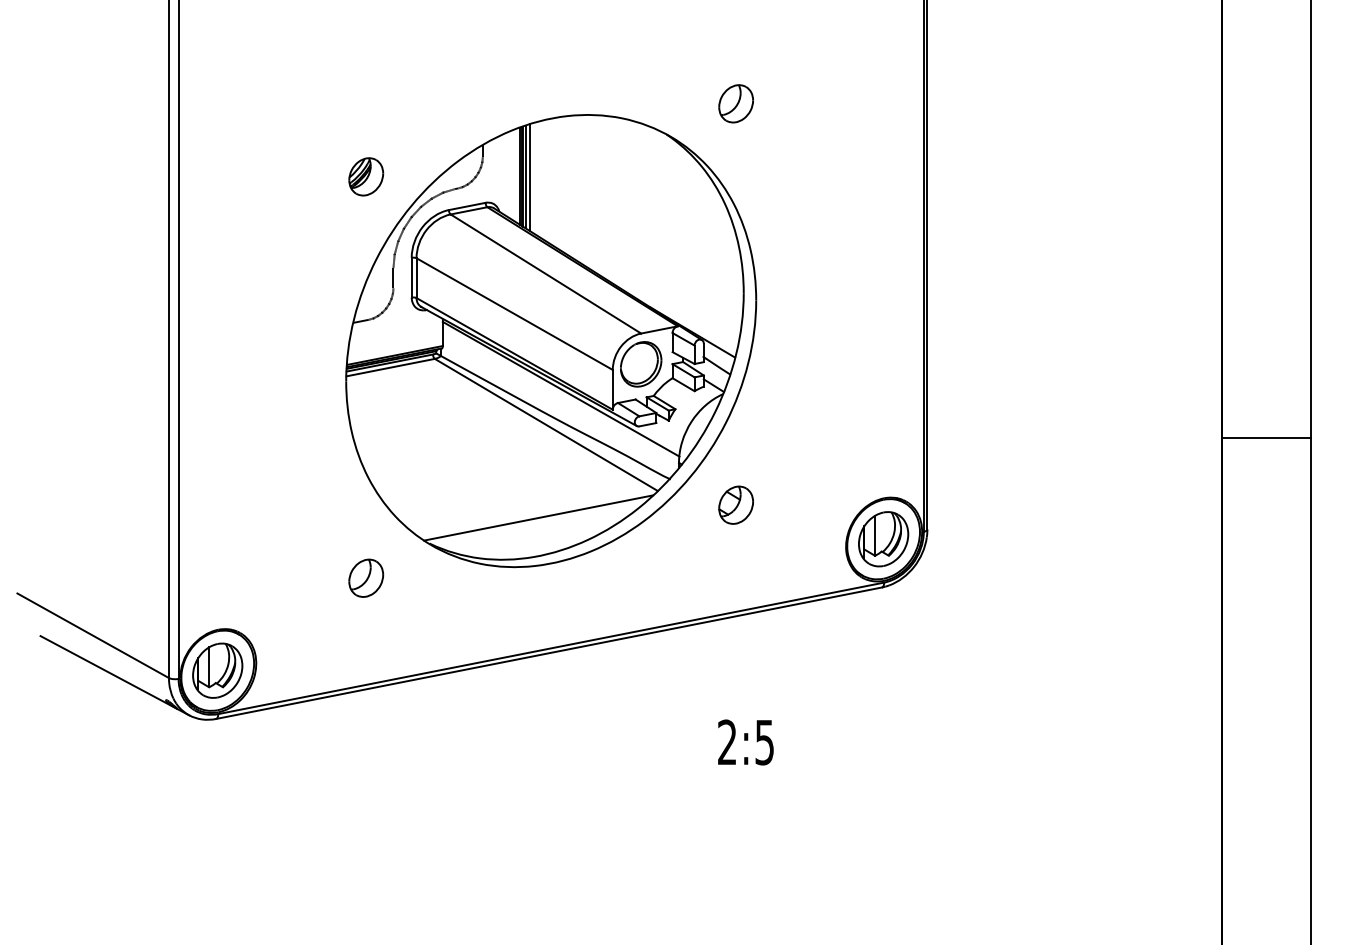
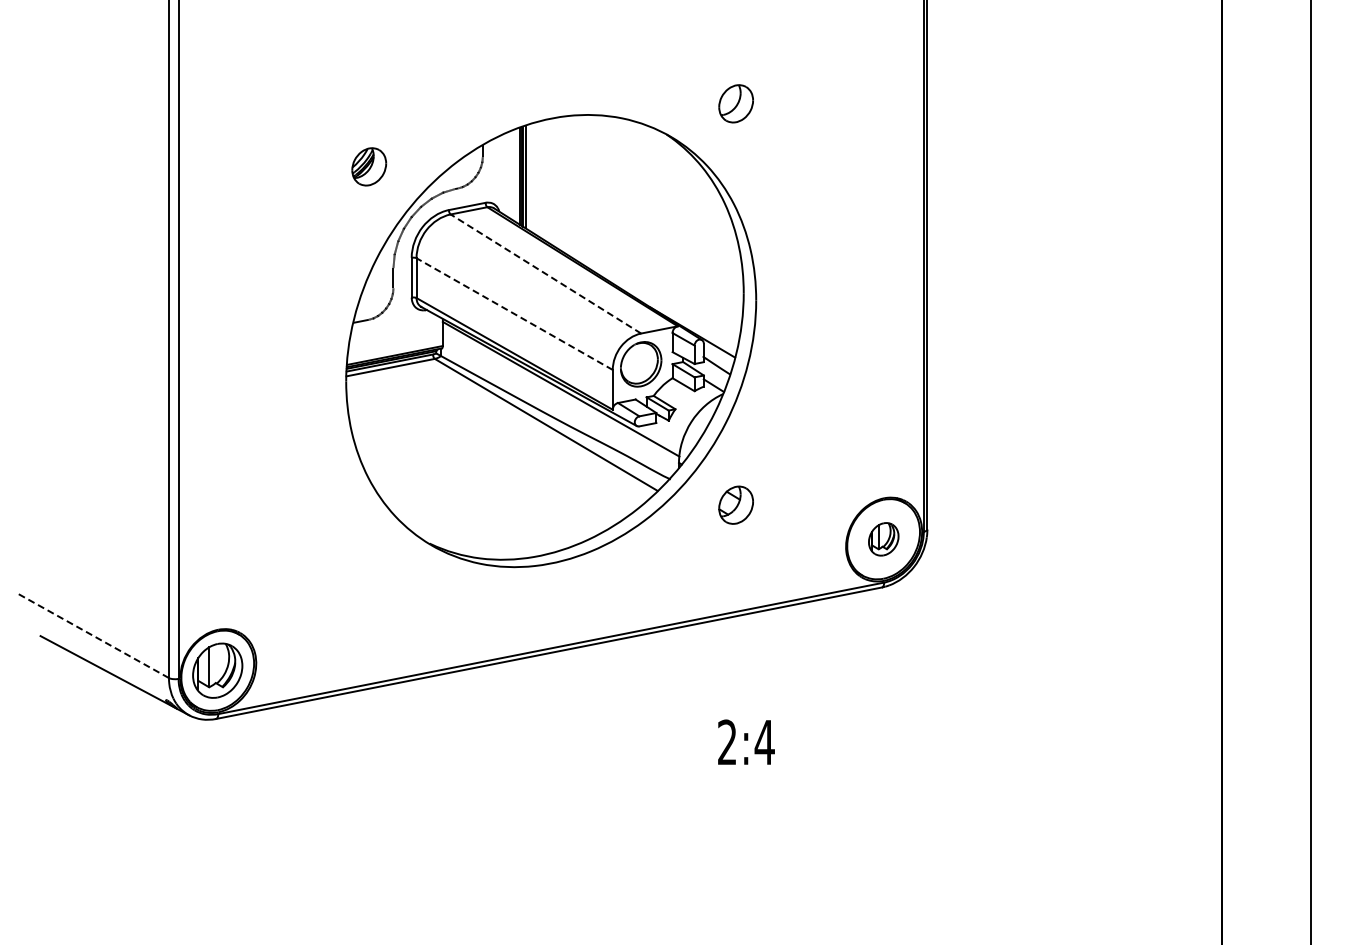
part position: (366, 176) -> (369, 166) (369, 166)
line: present -> none (530, 177)
line: solid -> dashed (545, 273)
line: solid -> dashed (514, 314)
line: present -> none (1266, 438)
line: present -> none (538, 517)
part size: 52x57 px -> 32x35 px (883, 539)
part: present -> none (366, 577)
line: solid -> dashed (93, 635)
text: 2:5 -> 2:4 (764, 742)
